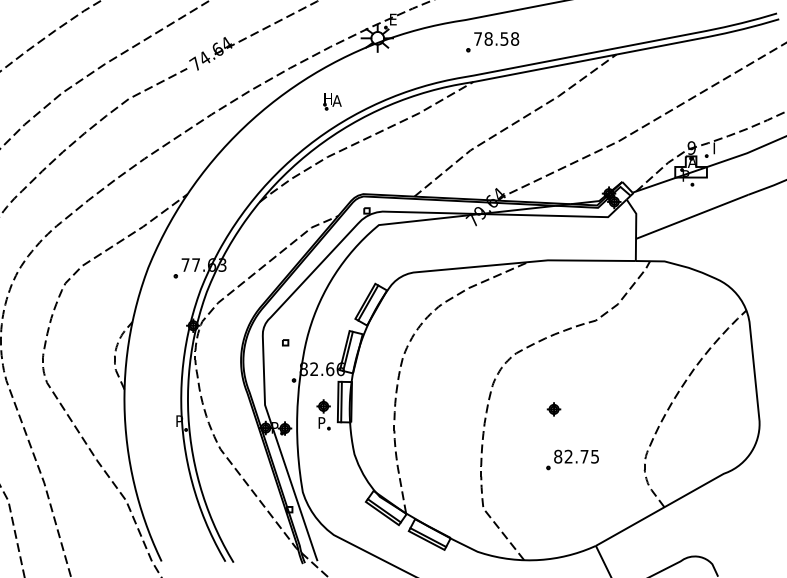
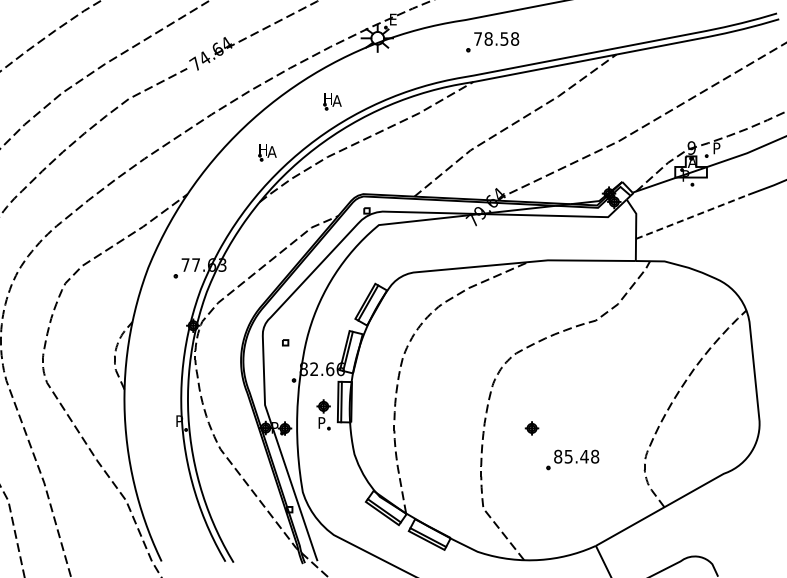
text: I -> P (717, 145)
part: none -> present (267, 152)
line: solid -> dashed (692, 216)
part position: (553, 409) -> (531, 428) (531, 428)
text: 82.75 -> 85.48 (581, 456)
